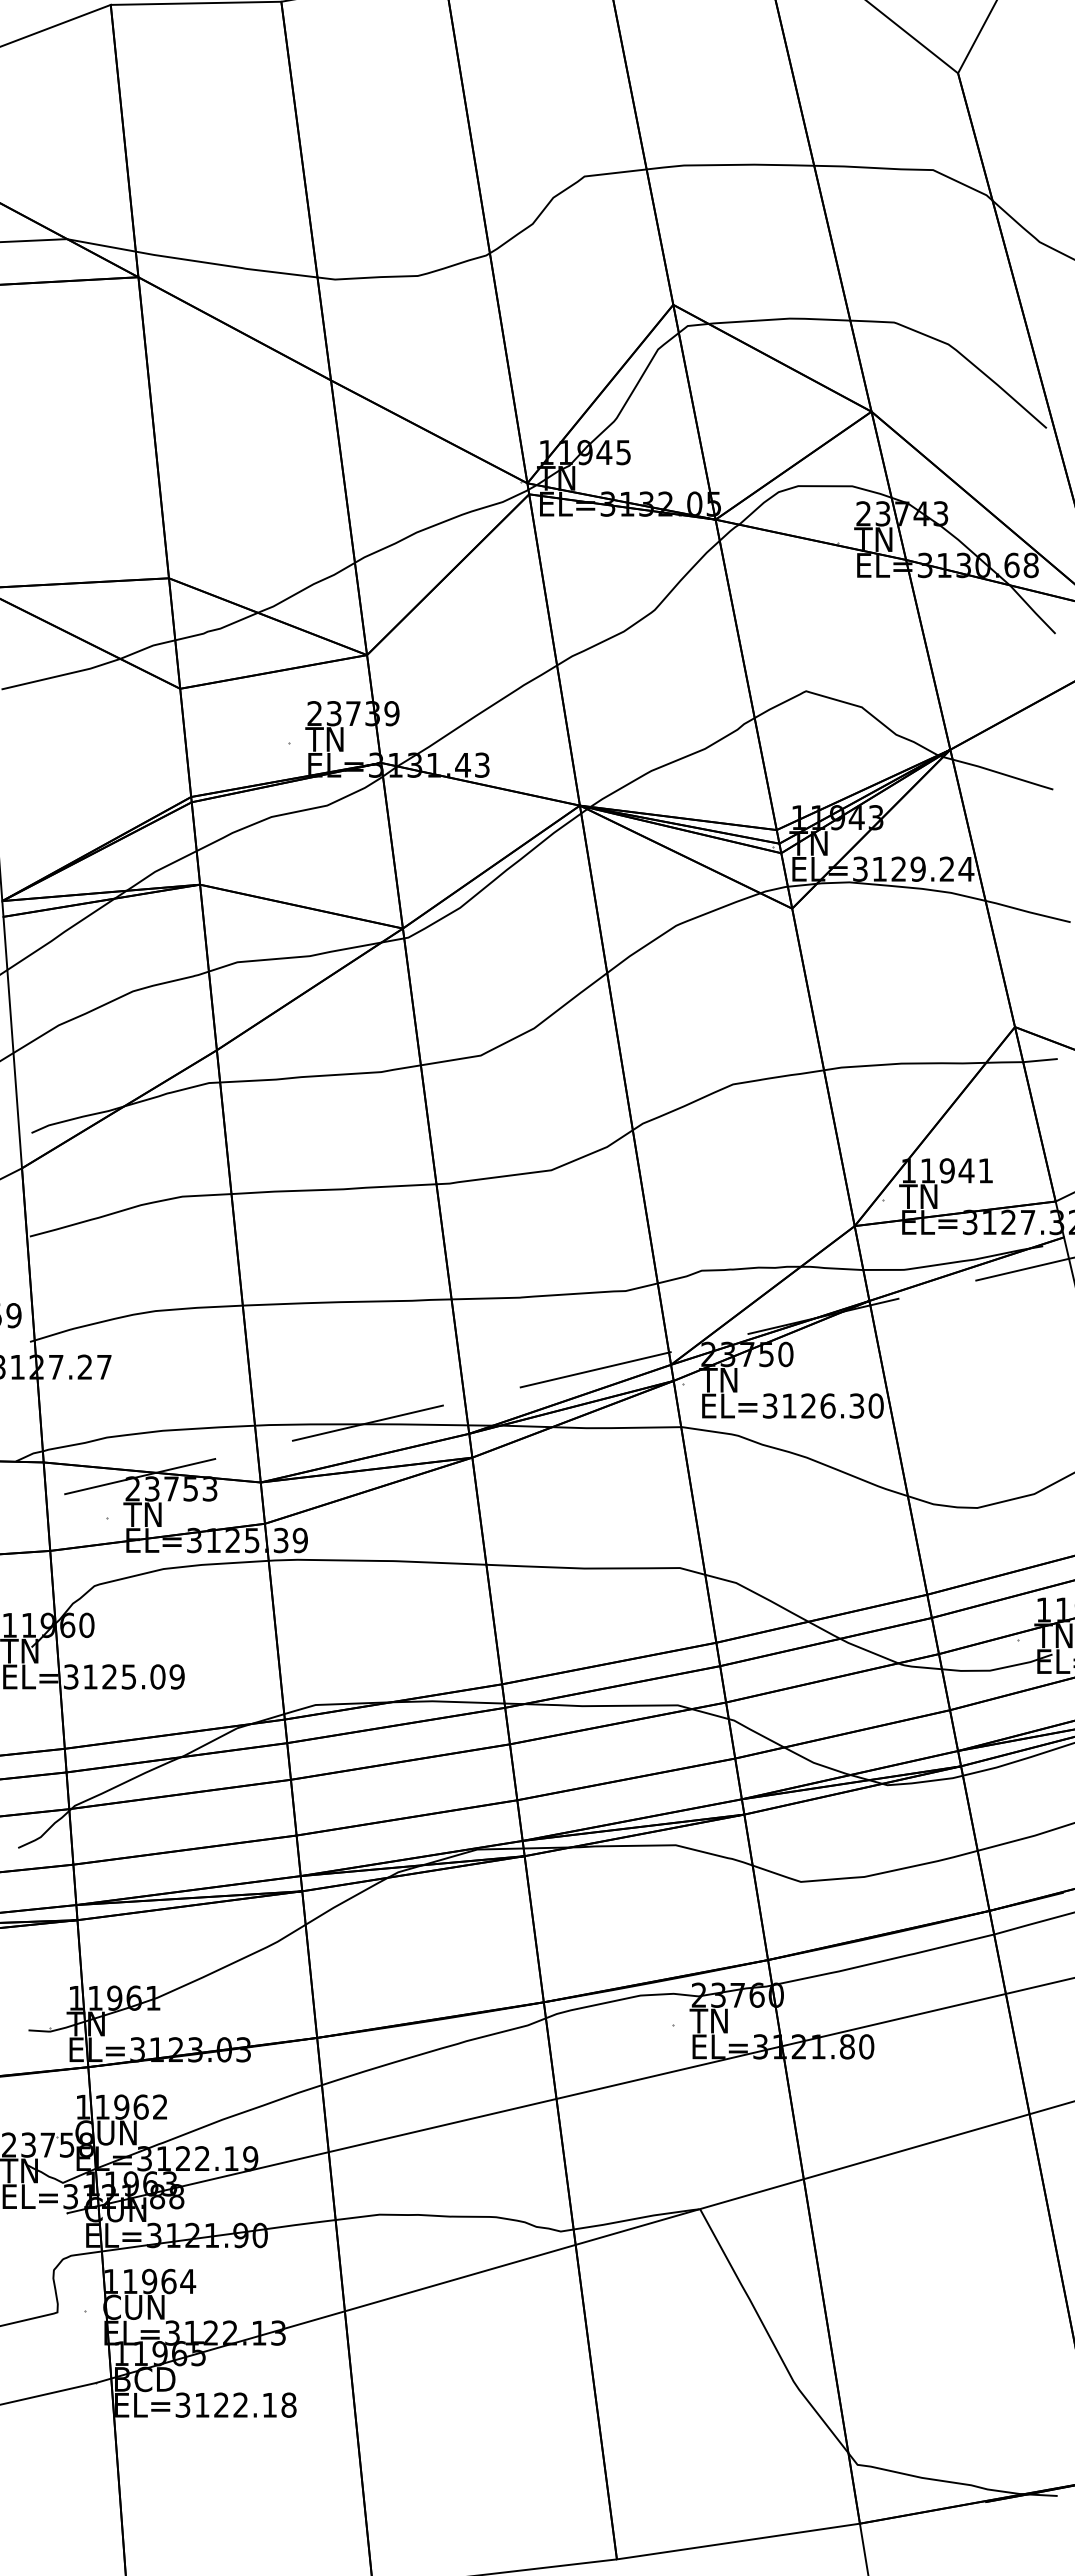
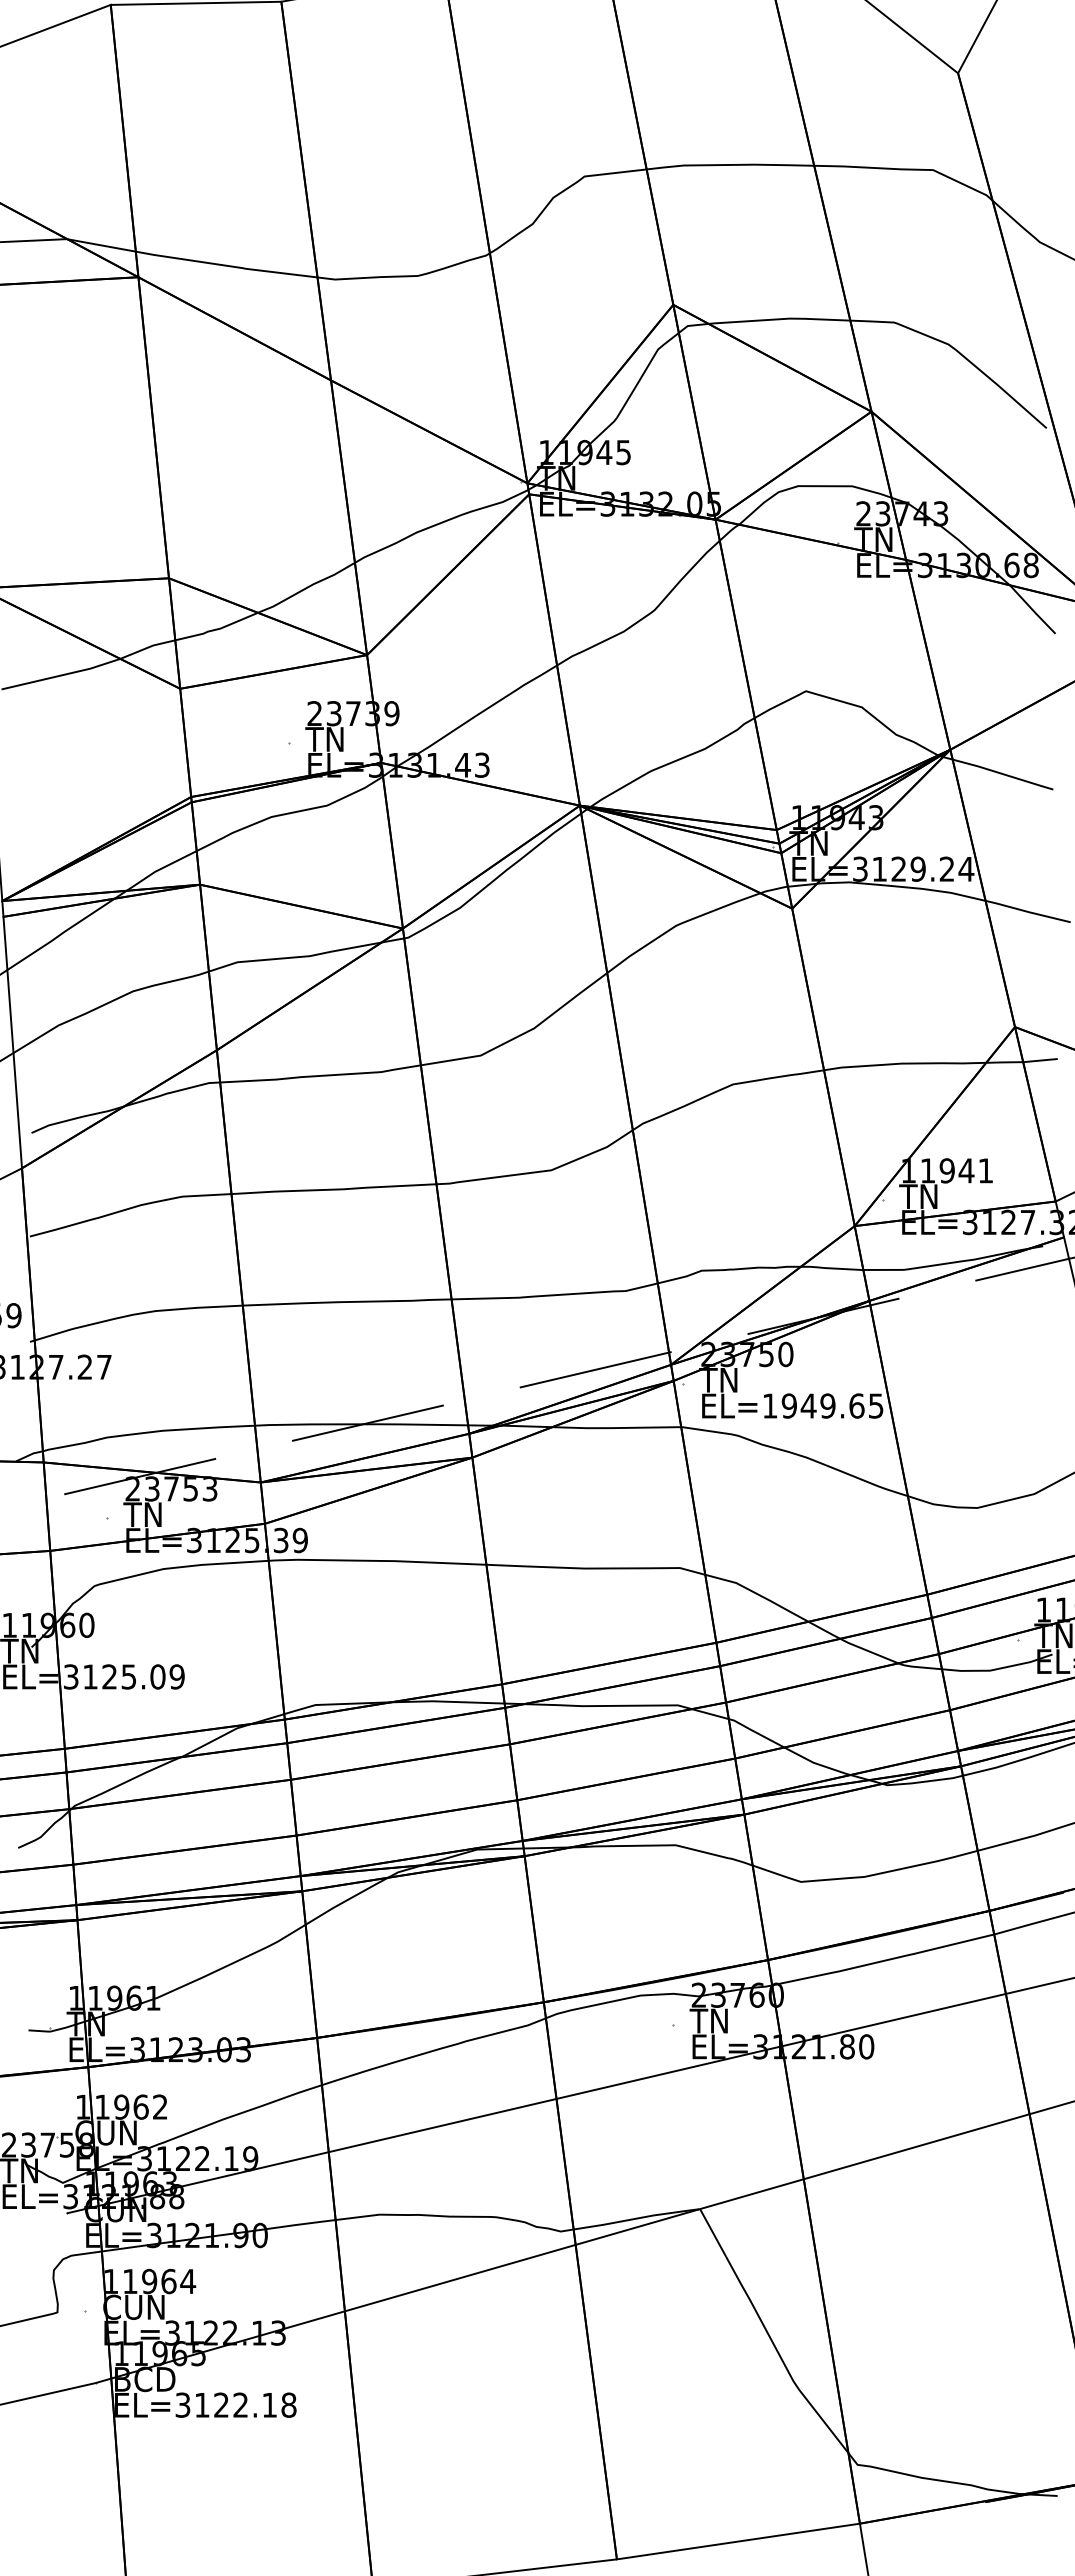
text: EL=3126.30 -> EL=1949.65 (823, 1405)
